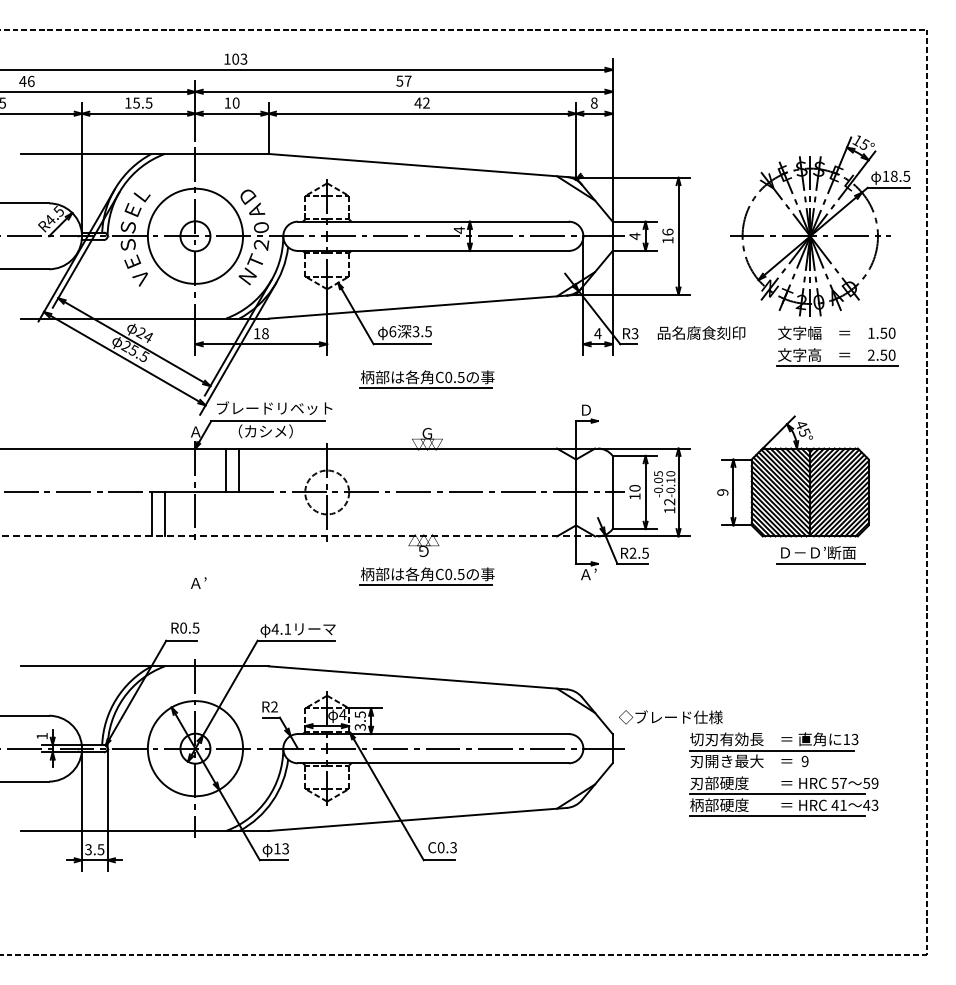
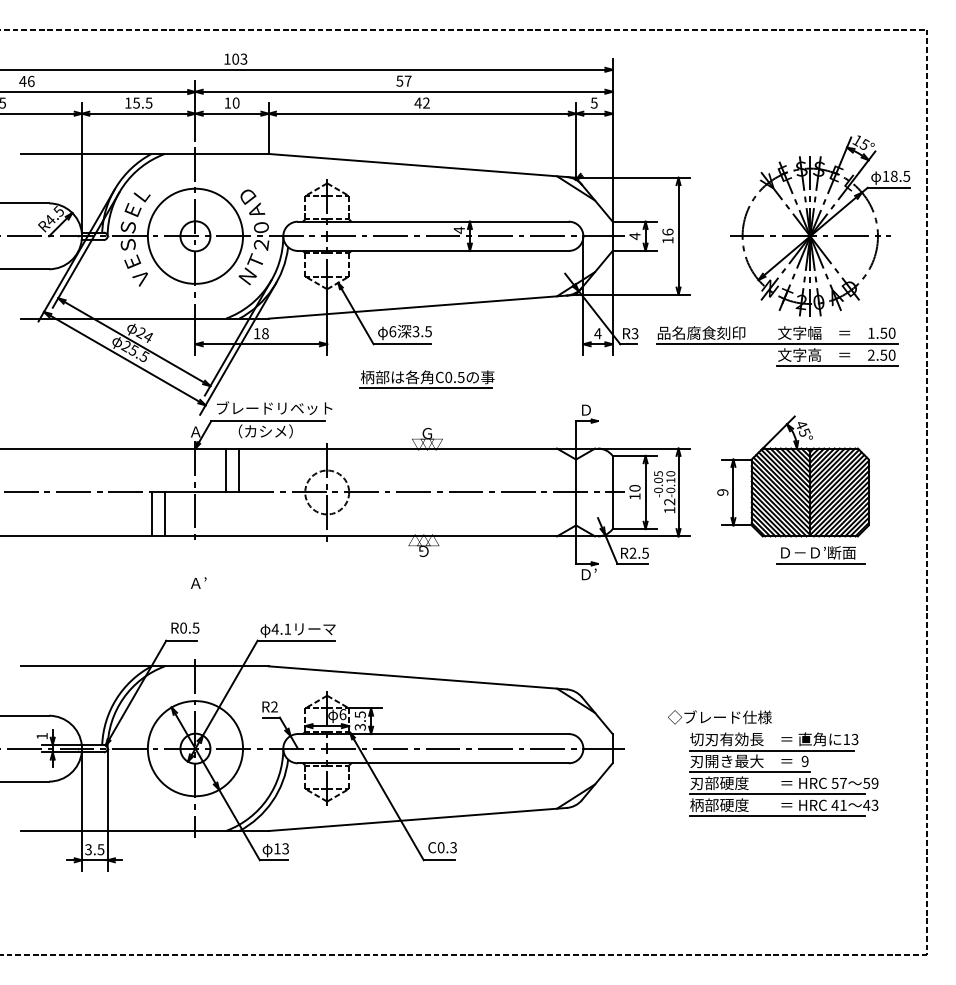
text: 8 -> 5 (593, 102)
line: none -> present (777, 344)
line: dashed -> solid (299, 536)
text: Ａ’ -> Ｄ’ (585, 574)
part: present -> none (426, 576)
text: 4 -> 6 (342, 714)
text position: (670, 717) -> (719, 717) (719, 717)
line: none -> present (749, 772)
